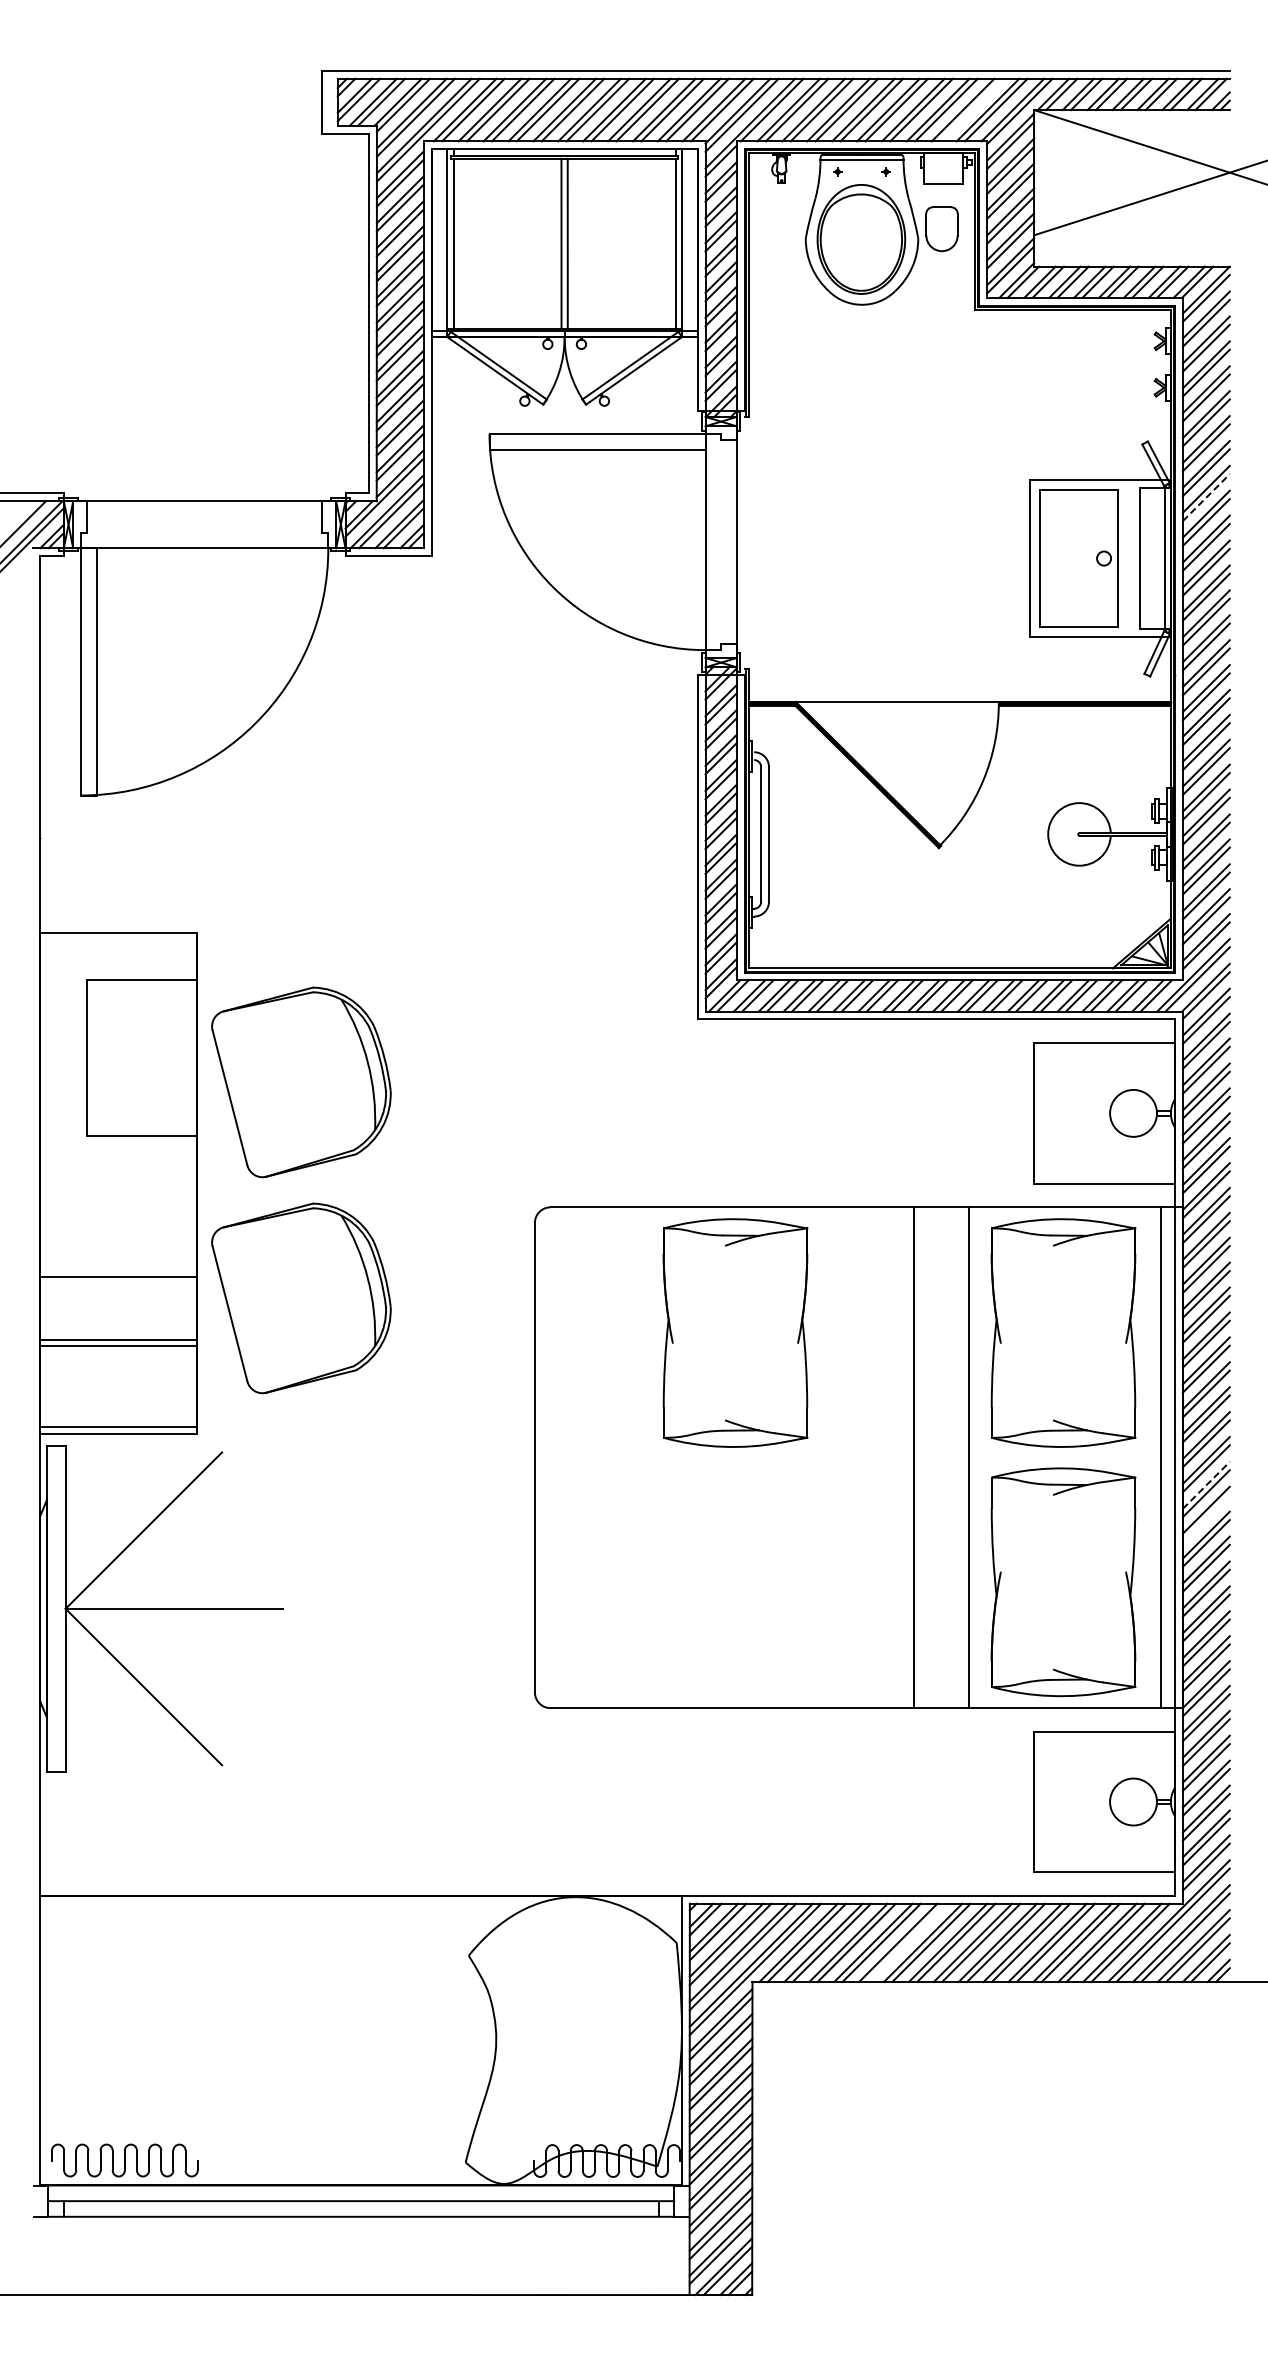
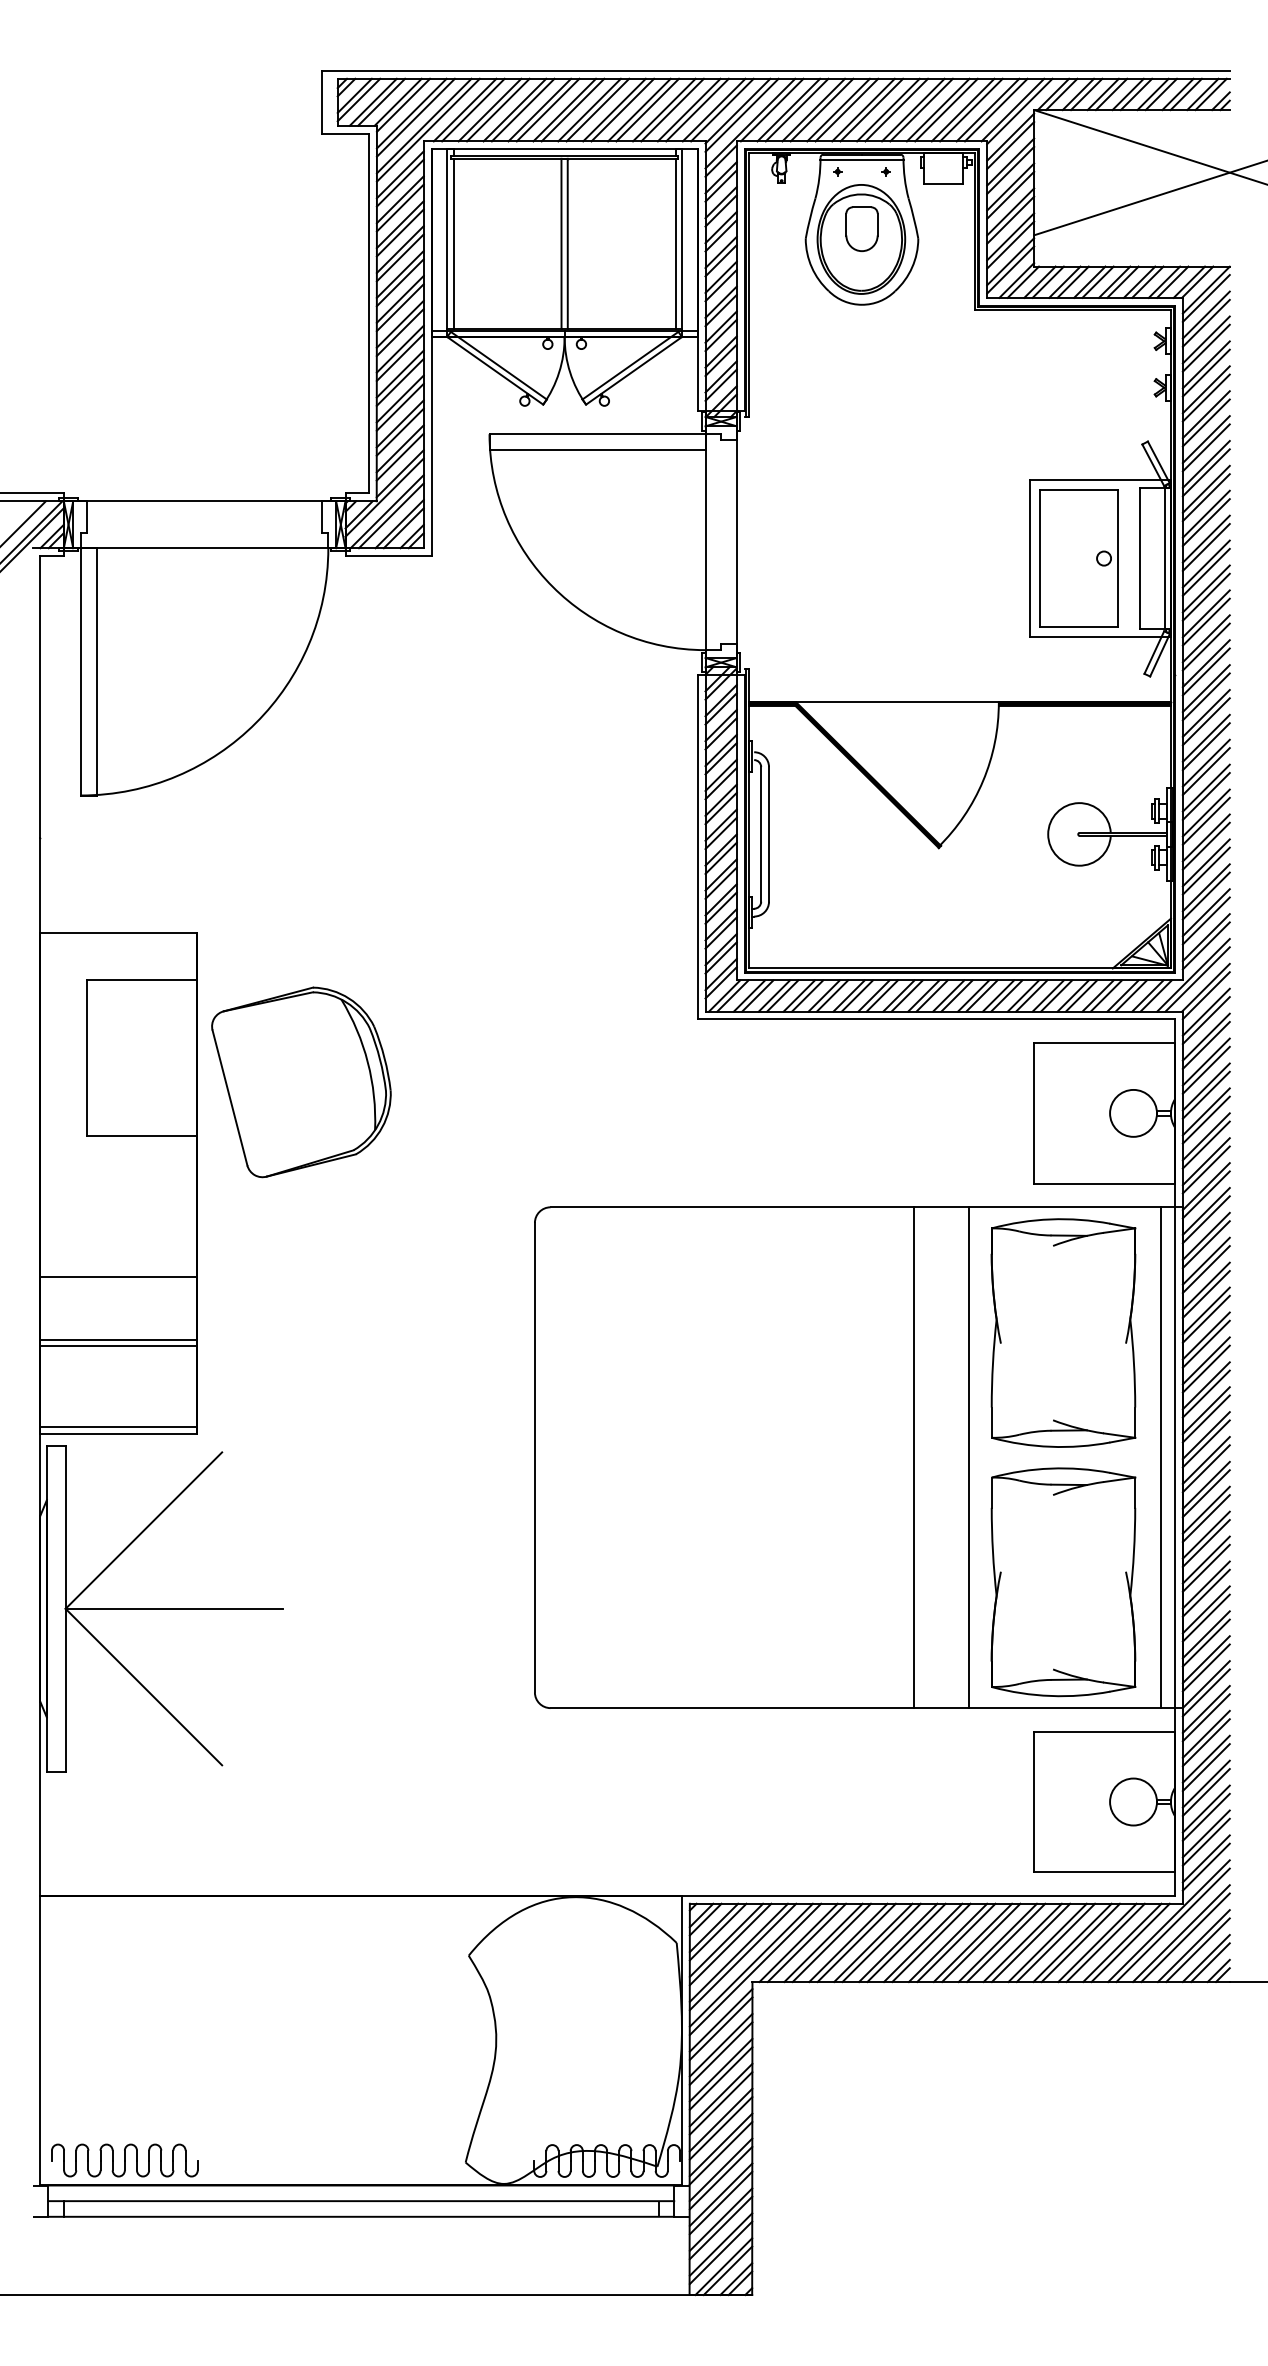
line: none -> present (971, 109)
part position: (941, 228) -> (861, 228) (861, 228)
line: dashed -> solid (1206, 497)
part: present -> none (301, 1298)
part: present -> none (735, 1332)
line: dashed -> solid (1206, 1485)
line: none -> present (1205, 1518)
line: none -> present (906, 1942)
